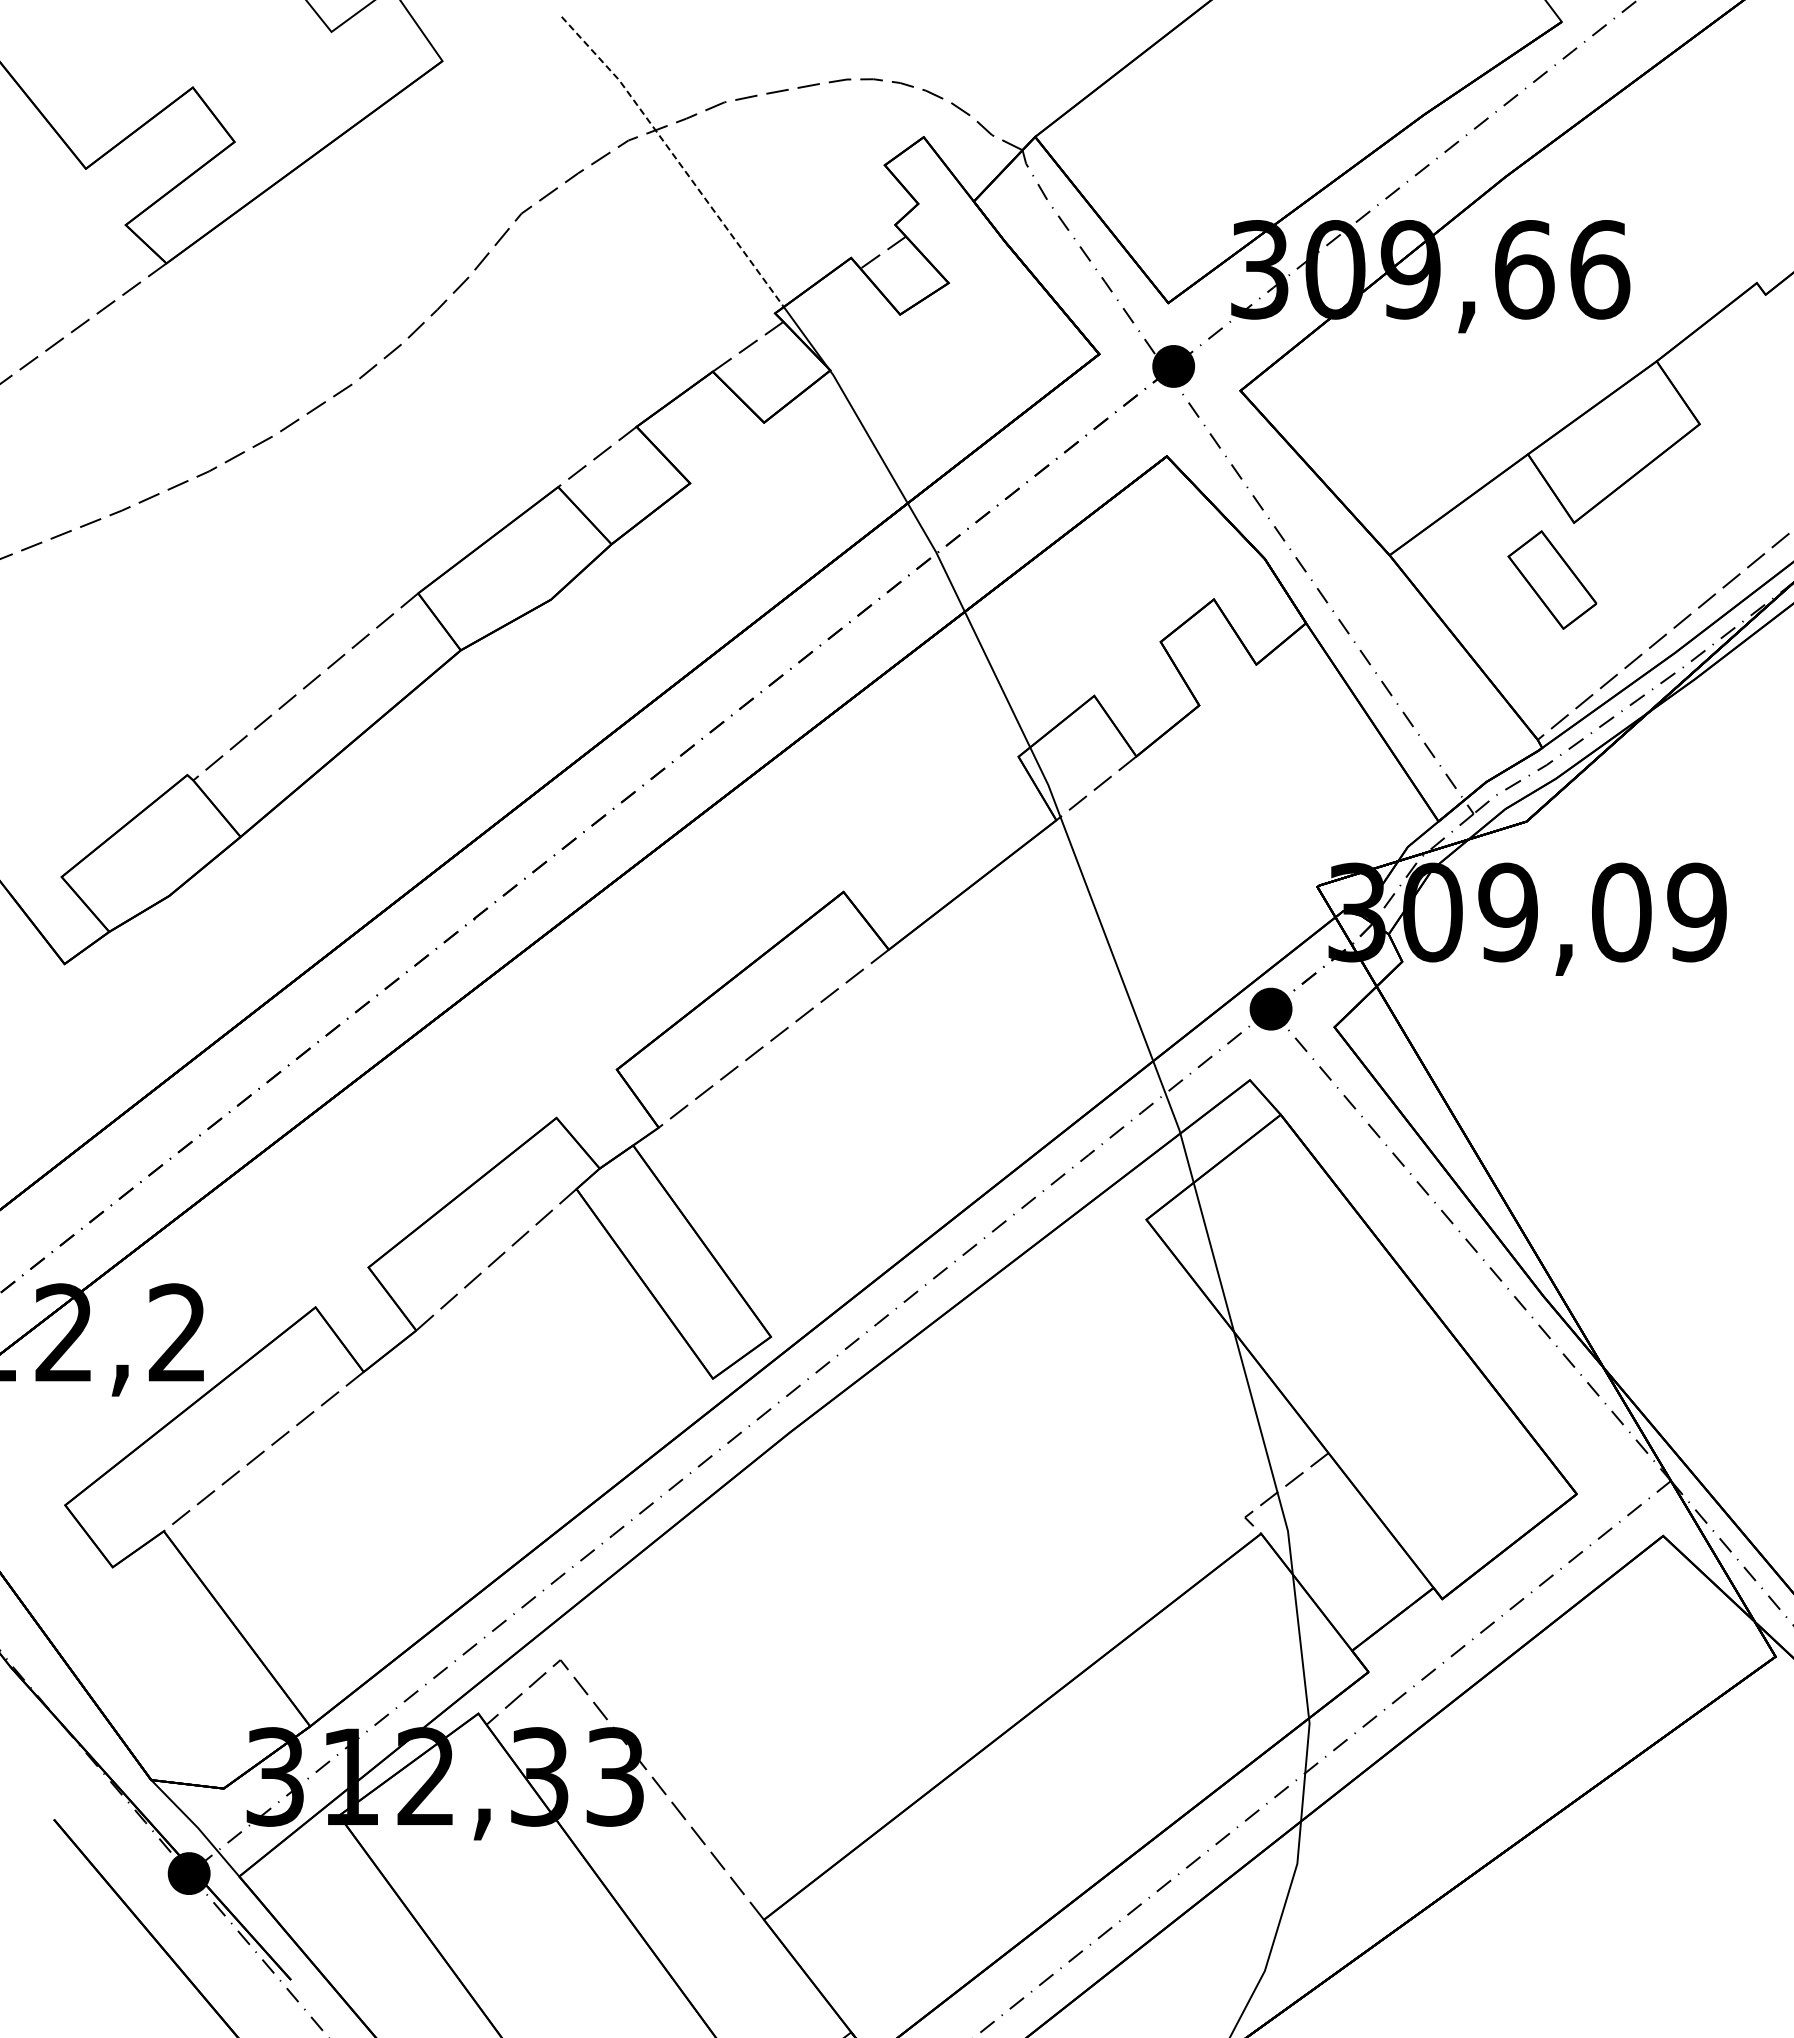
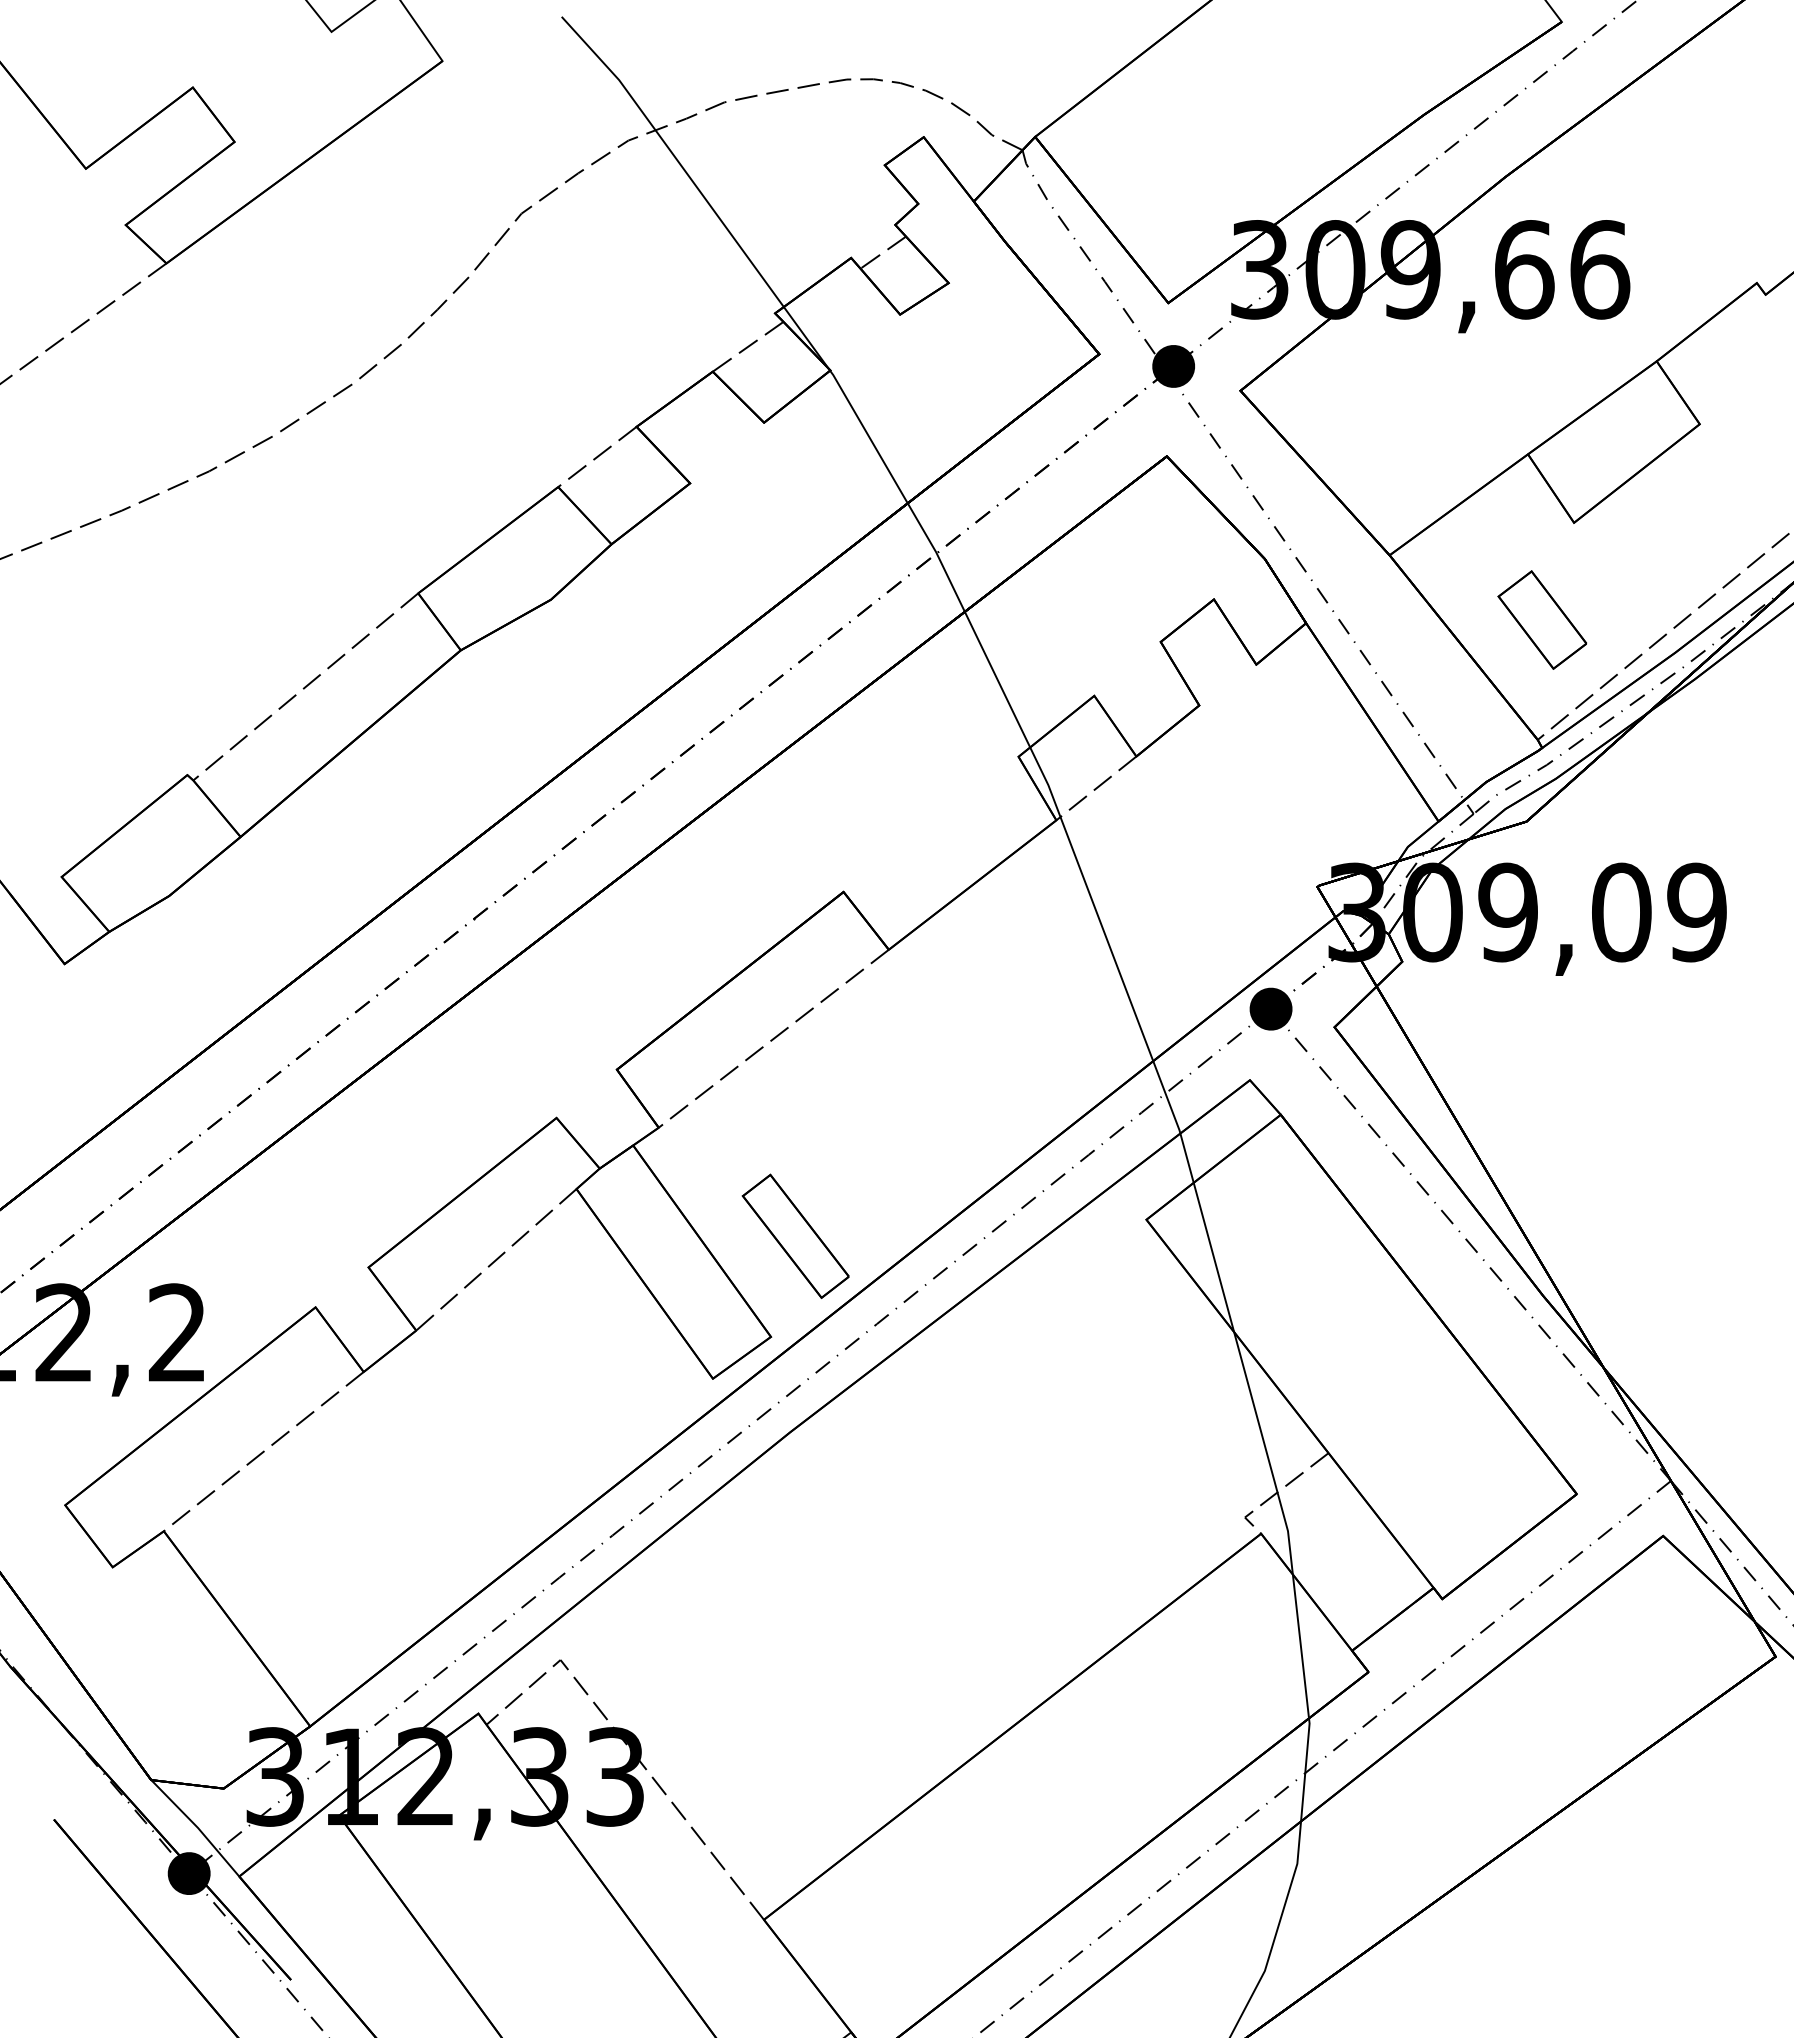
line: dashed -> solid (676, 158)
part position: (1552, 579) -> (1542, 619) (1542, 619)
part: none -> present (795, 1235)
